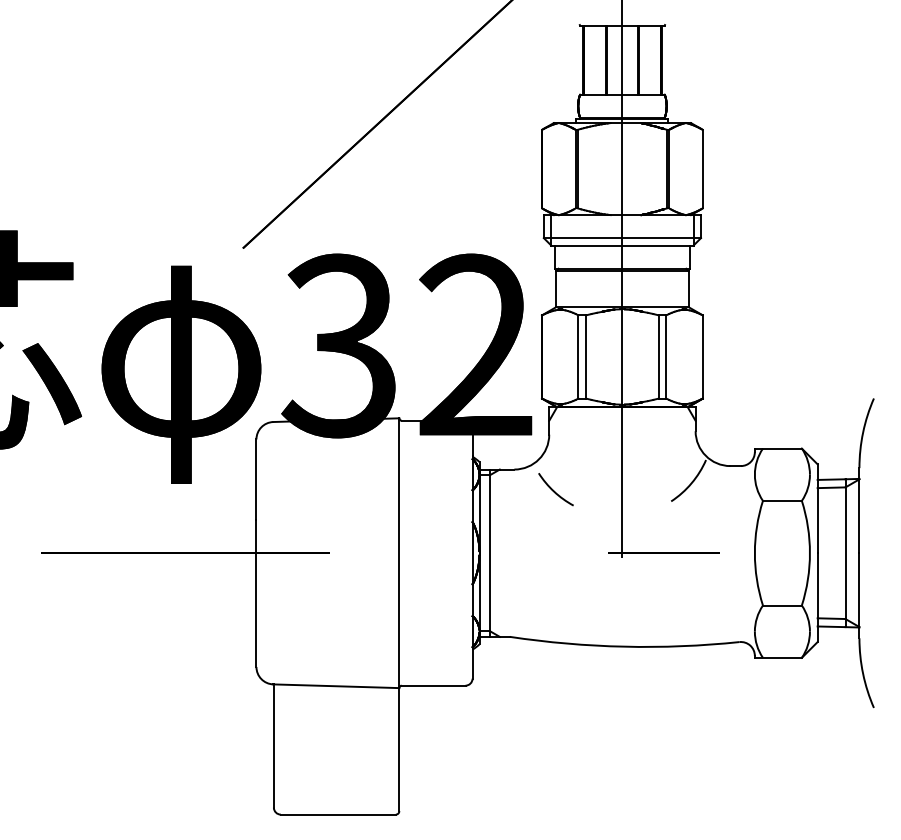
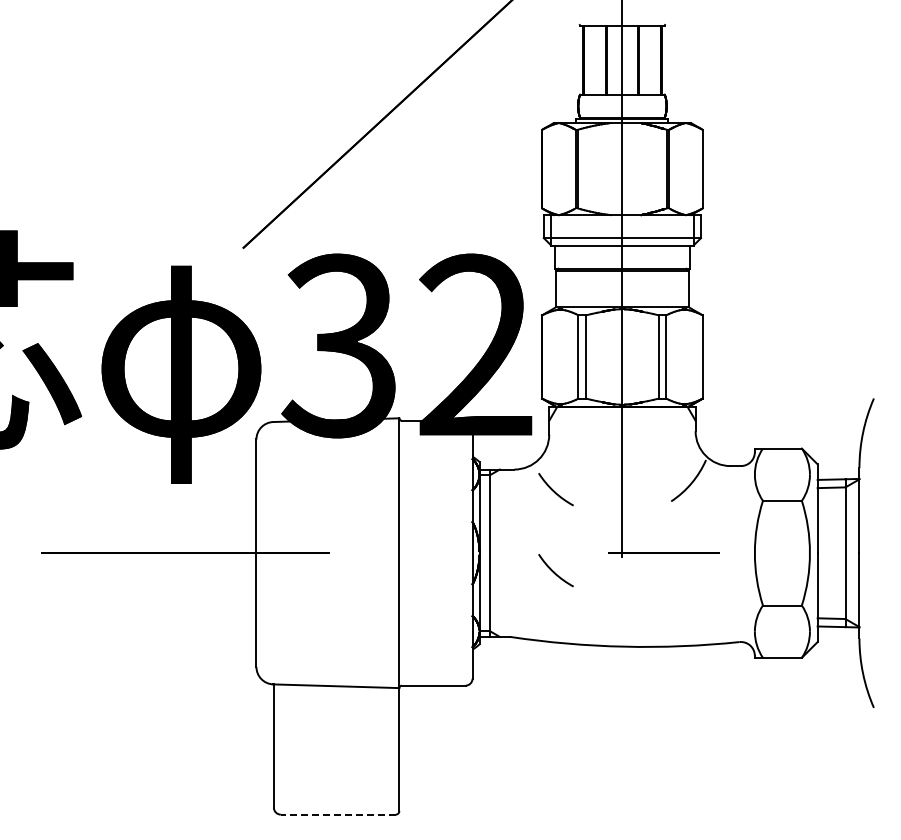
arc: none -> present (554, 571)
line: solid -> dashed (338, 814)
